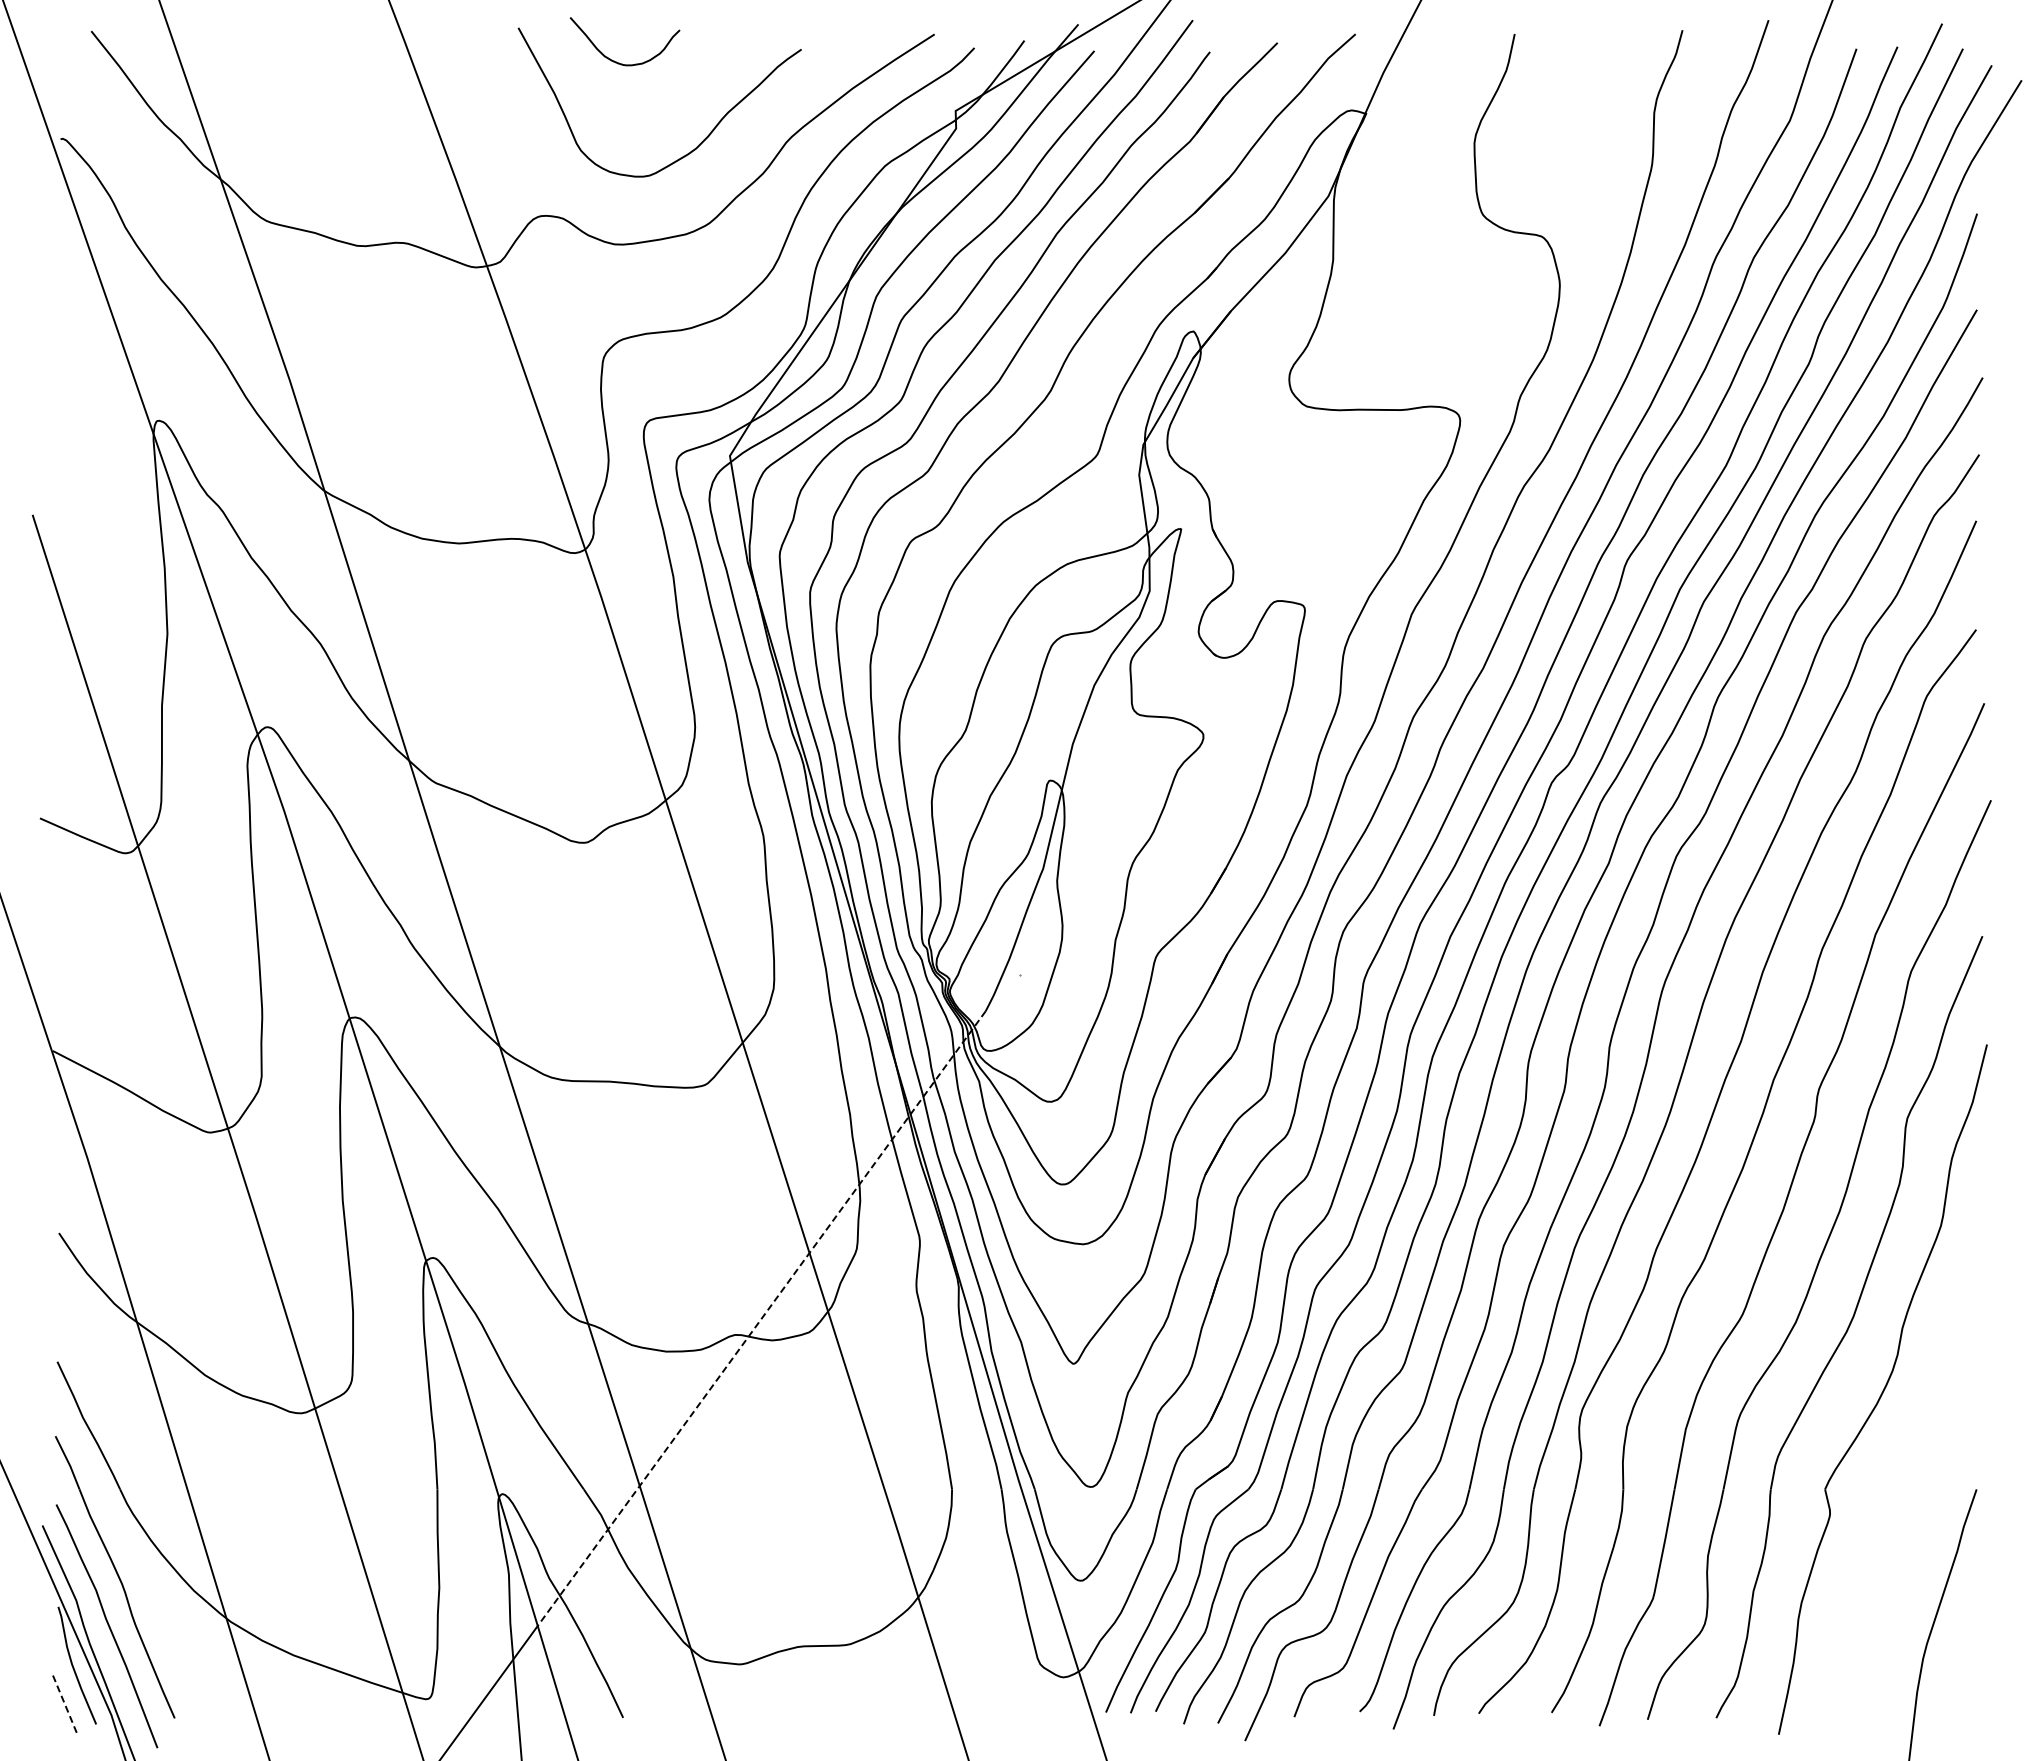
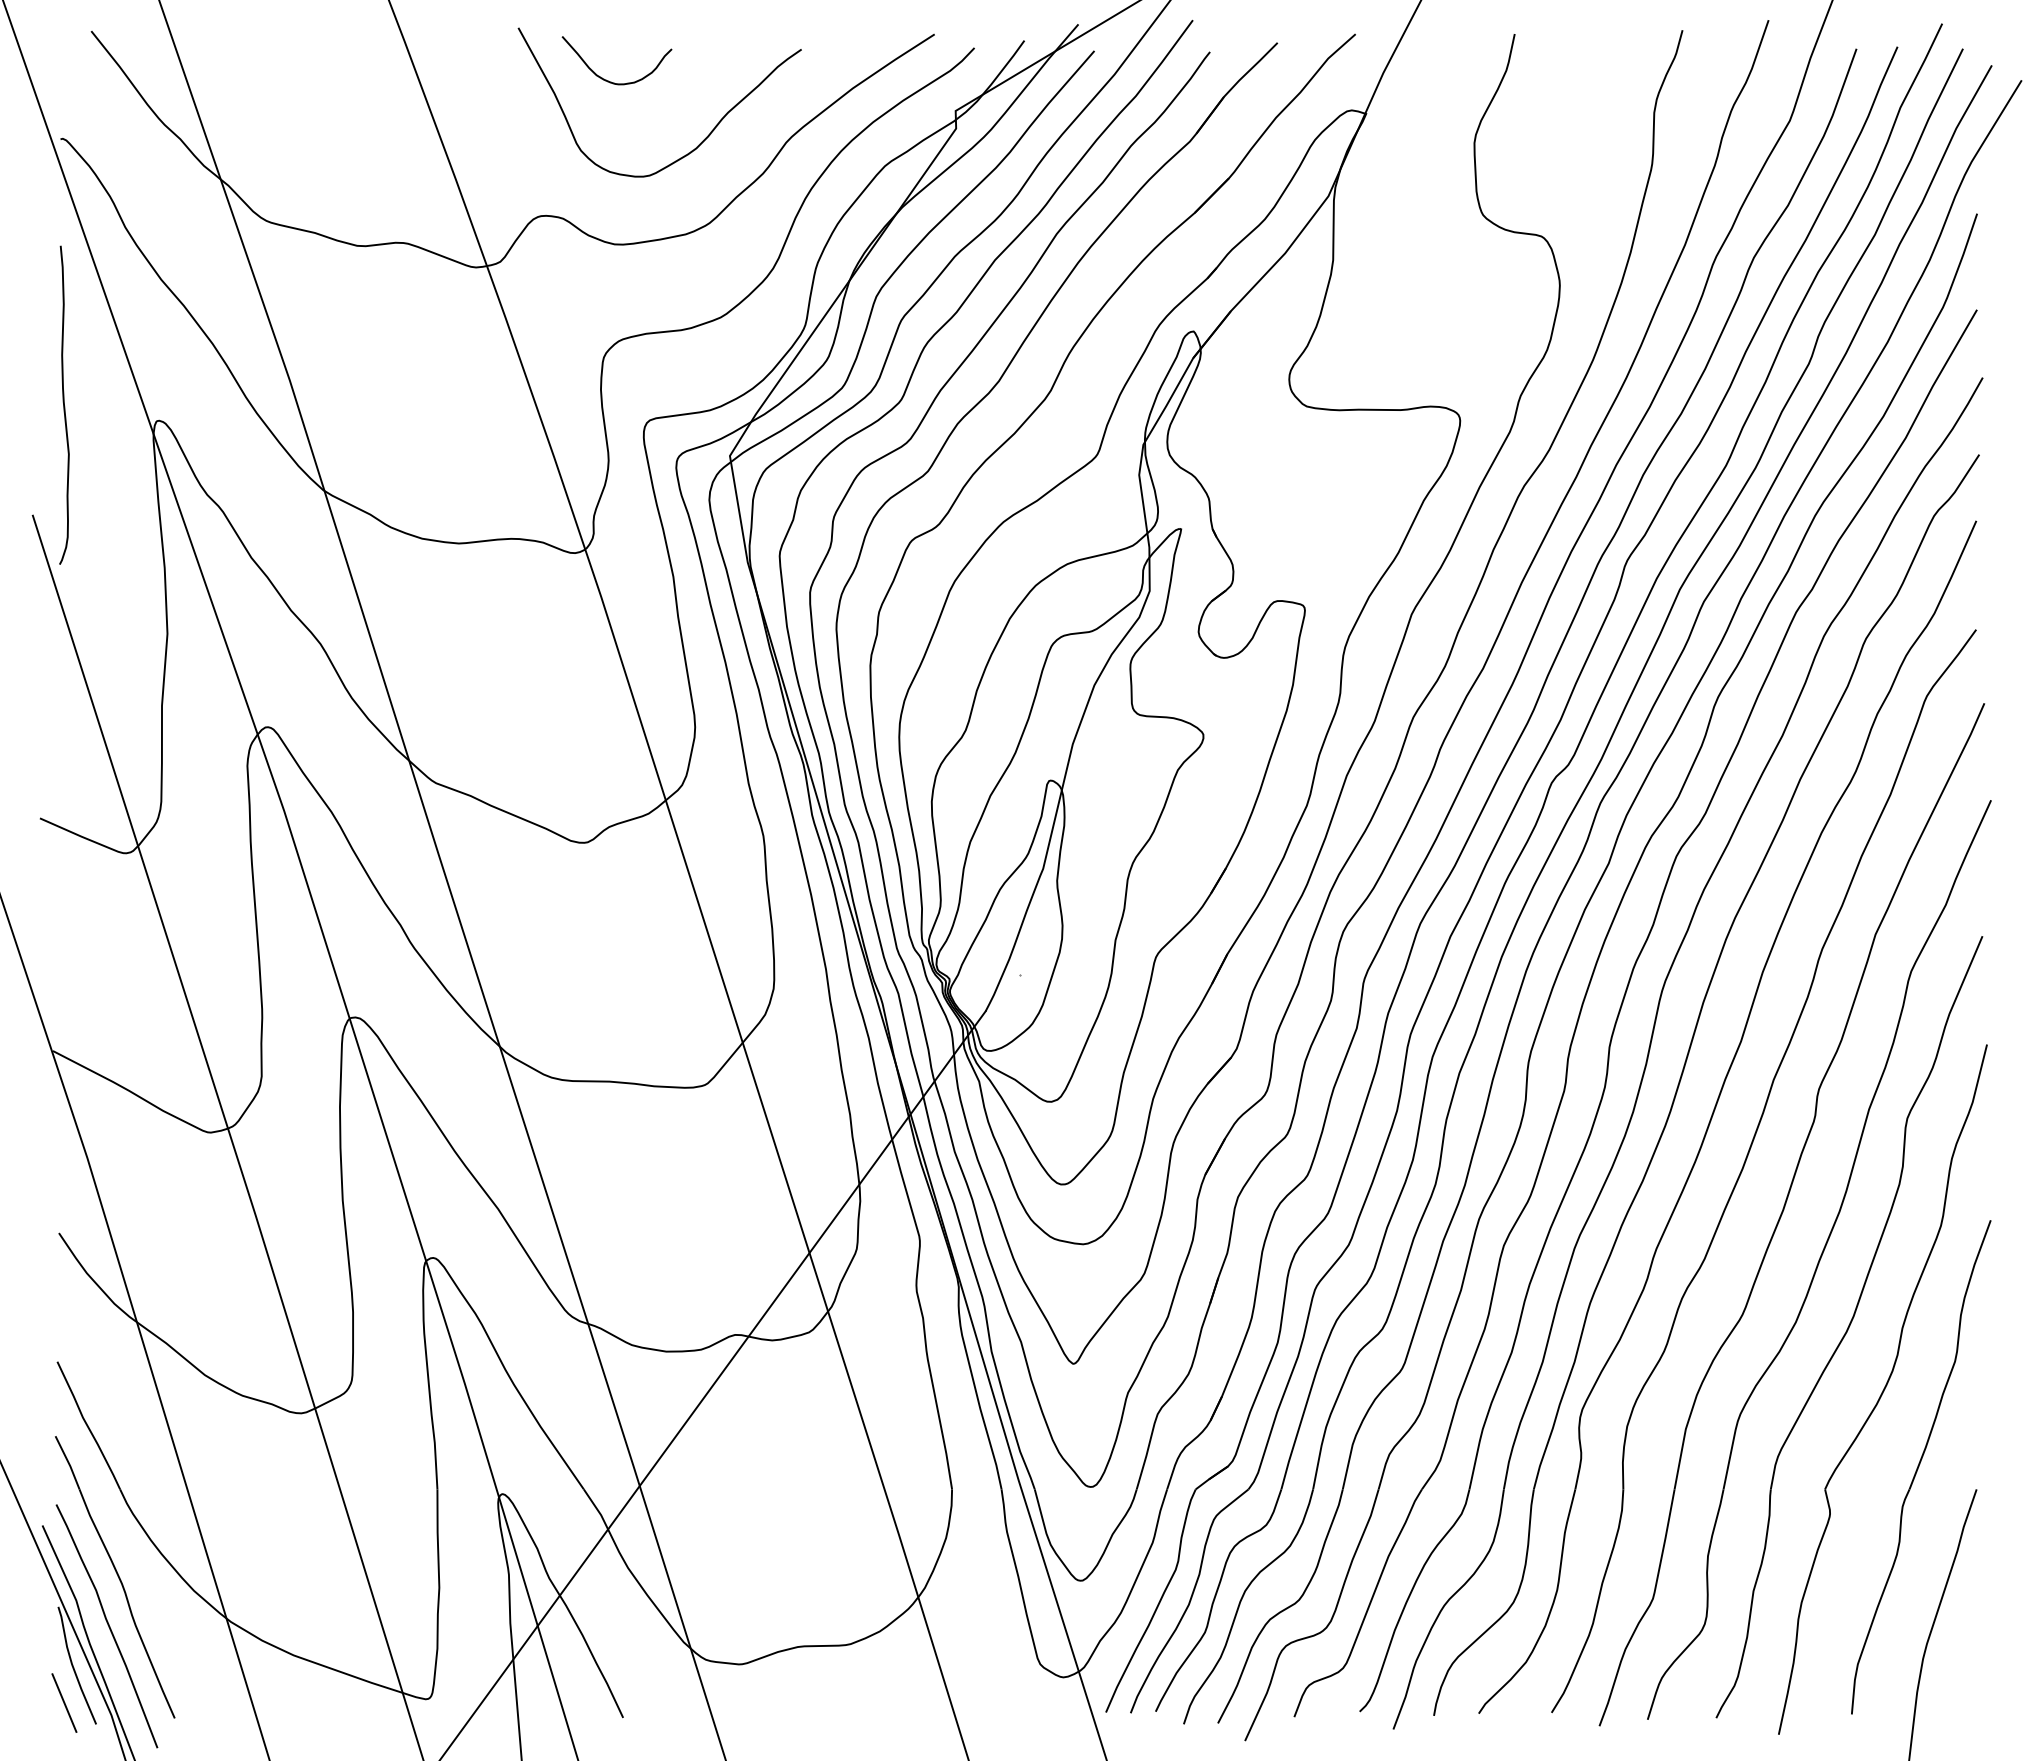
curve position: (614, 60) -> (606, 79) (606, 79)
curve: none -> present (64, 404)
line: dashed -> solid (761, 1319)
part: none -> present (1921, 1467)
line: dashed -> solid (64, 1702)
